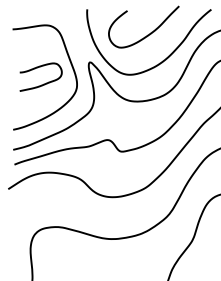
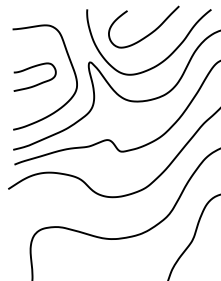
curve position: (43, 83) -> (37, 83) (37, 83)
